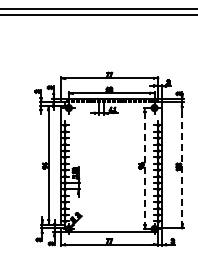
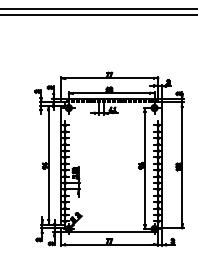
line: dashed -> solid (182, 164)
line: dashed -> solid (145, 168)
